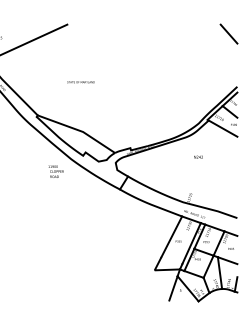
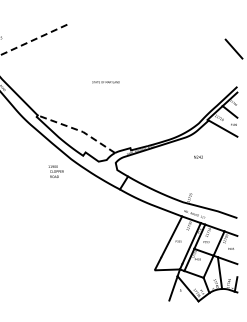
line position: (228, 33) -> (233, 48) (233, 48)
line: solid -> dashed (33, 39)
text position: (80, 82) -> (105, 82) (105, 82)
line: solid -> dashed (78, 130)
